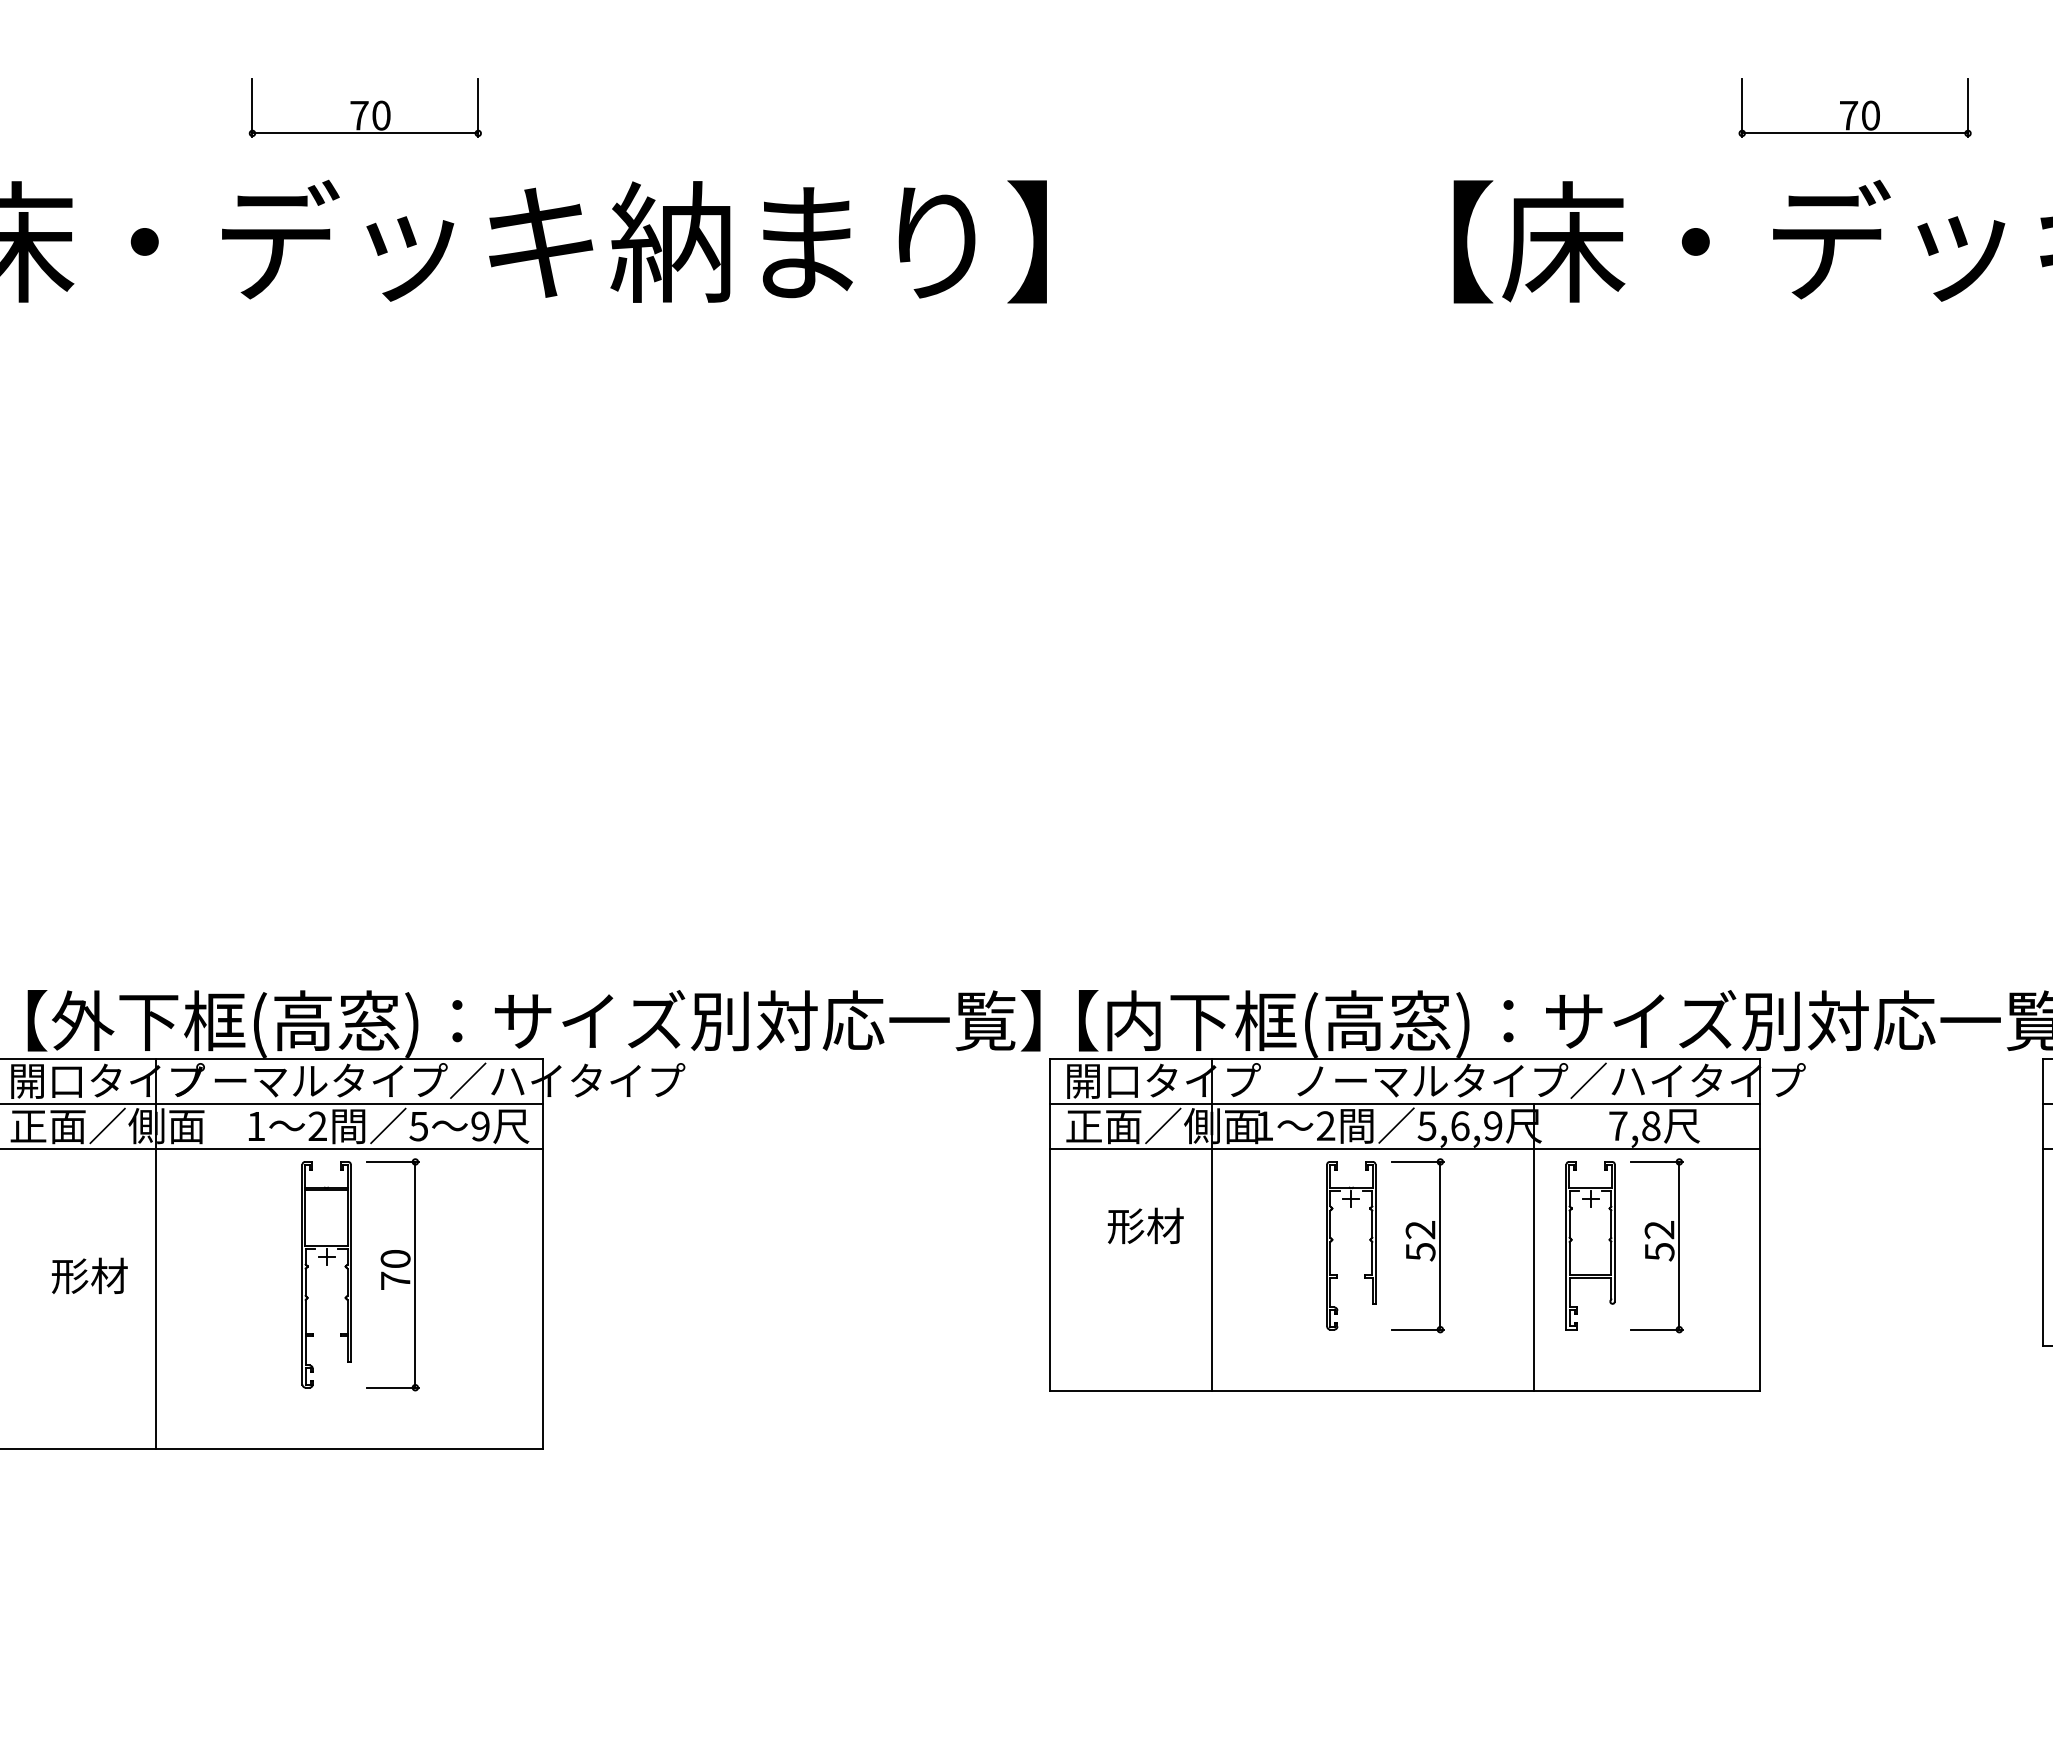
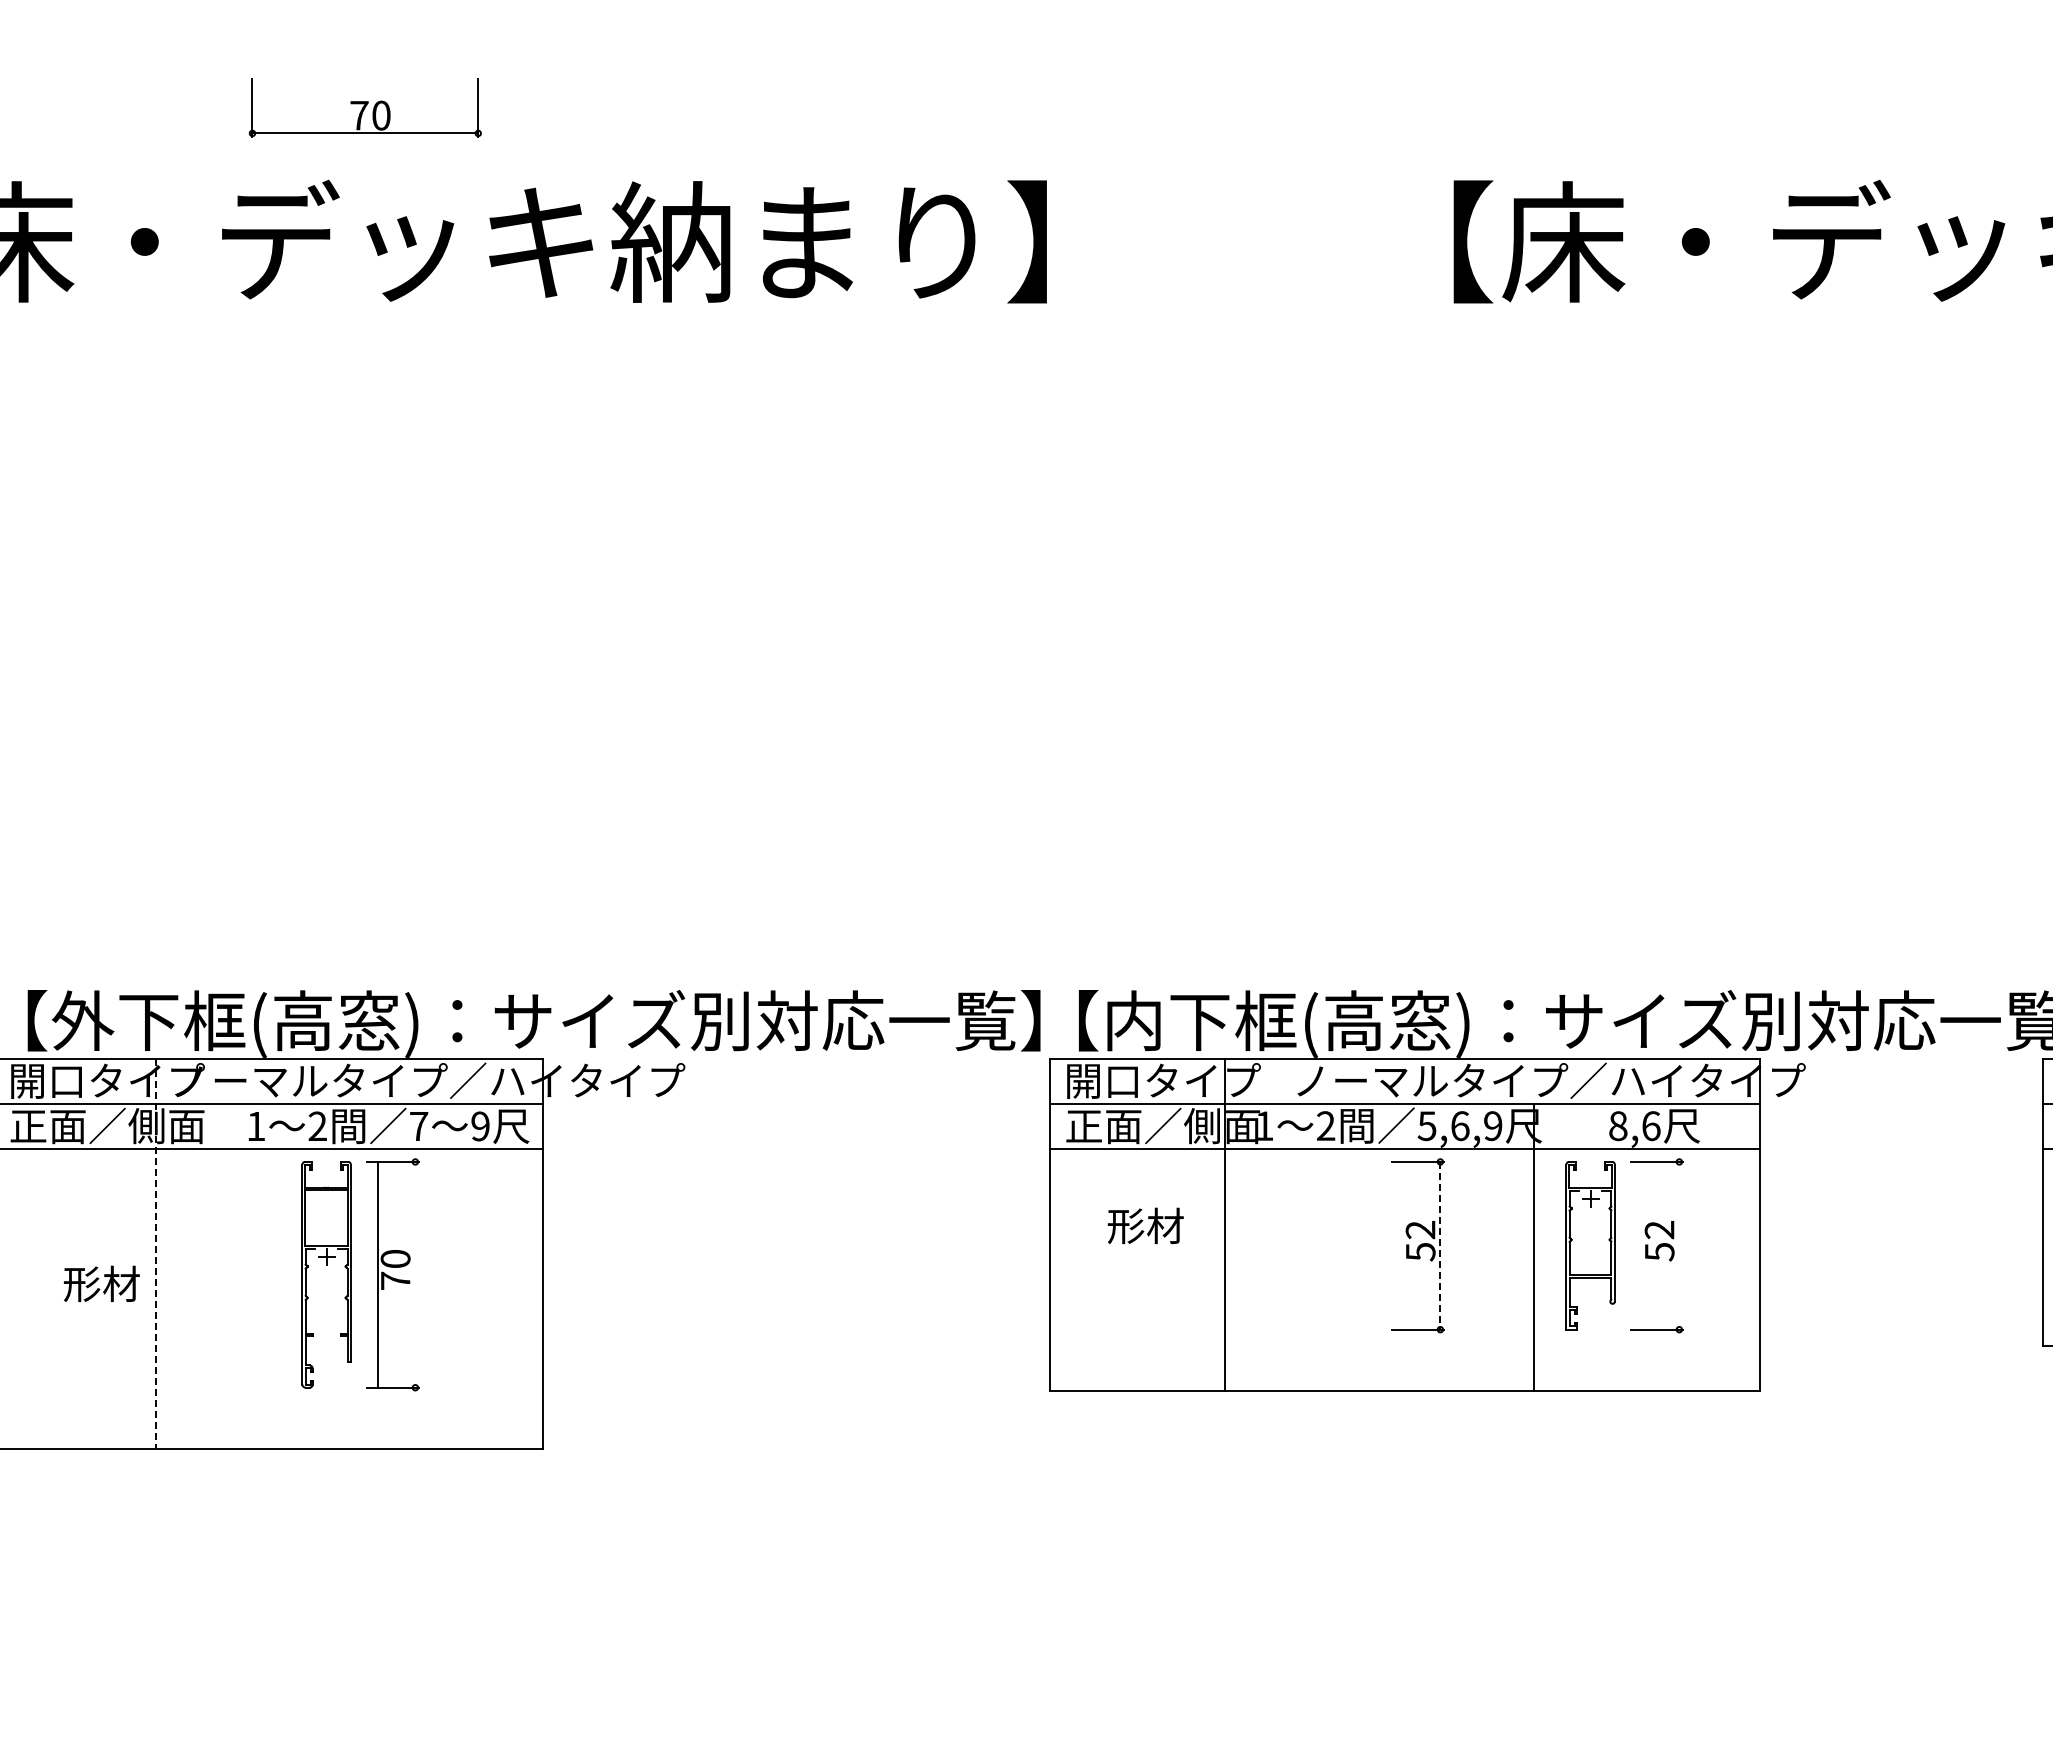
part: present -> none (1854, 107)
text: 5 -> 7 (418, 1126)
text: 7,8 -> 8,6 (1634, 1126)
line position: (1211, 1224) -> (1224, 1224) (1224, 1224)
part: present -> none (1333, 1240)
line: solid -> dashed (1440, 1245)
line: present -> none (1679, 1245)
line: solid -> dashed (155, 1254)
line position: (415, 1274) -> (378, 1274) (378, 1274)
text position: (89, 1275) -> (101, 1283) (101, 1283)
